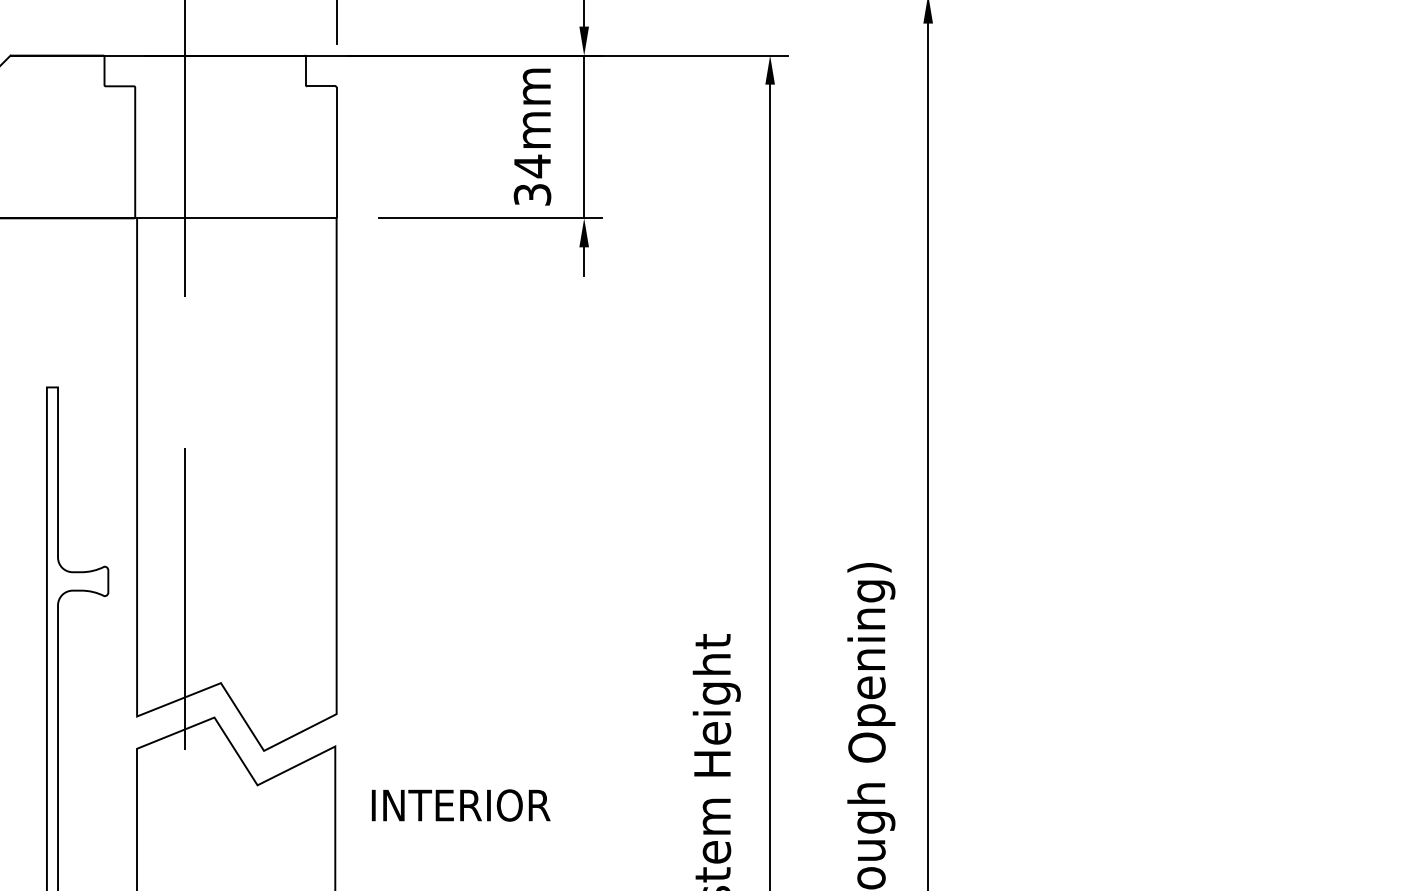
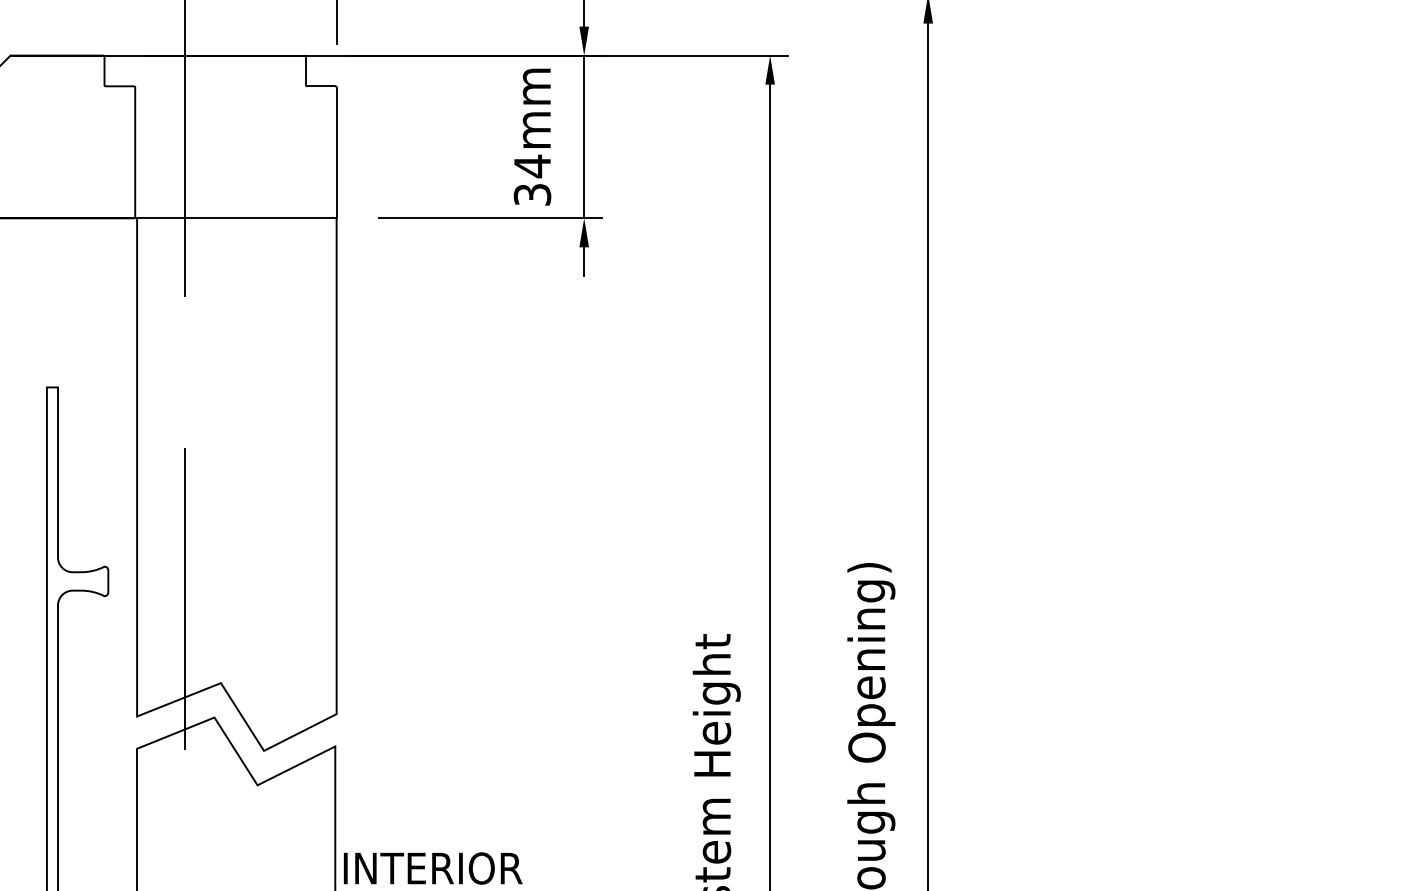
text position: (460, 805) -> (432, 868) (432, 868)
